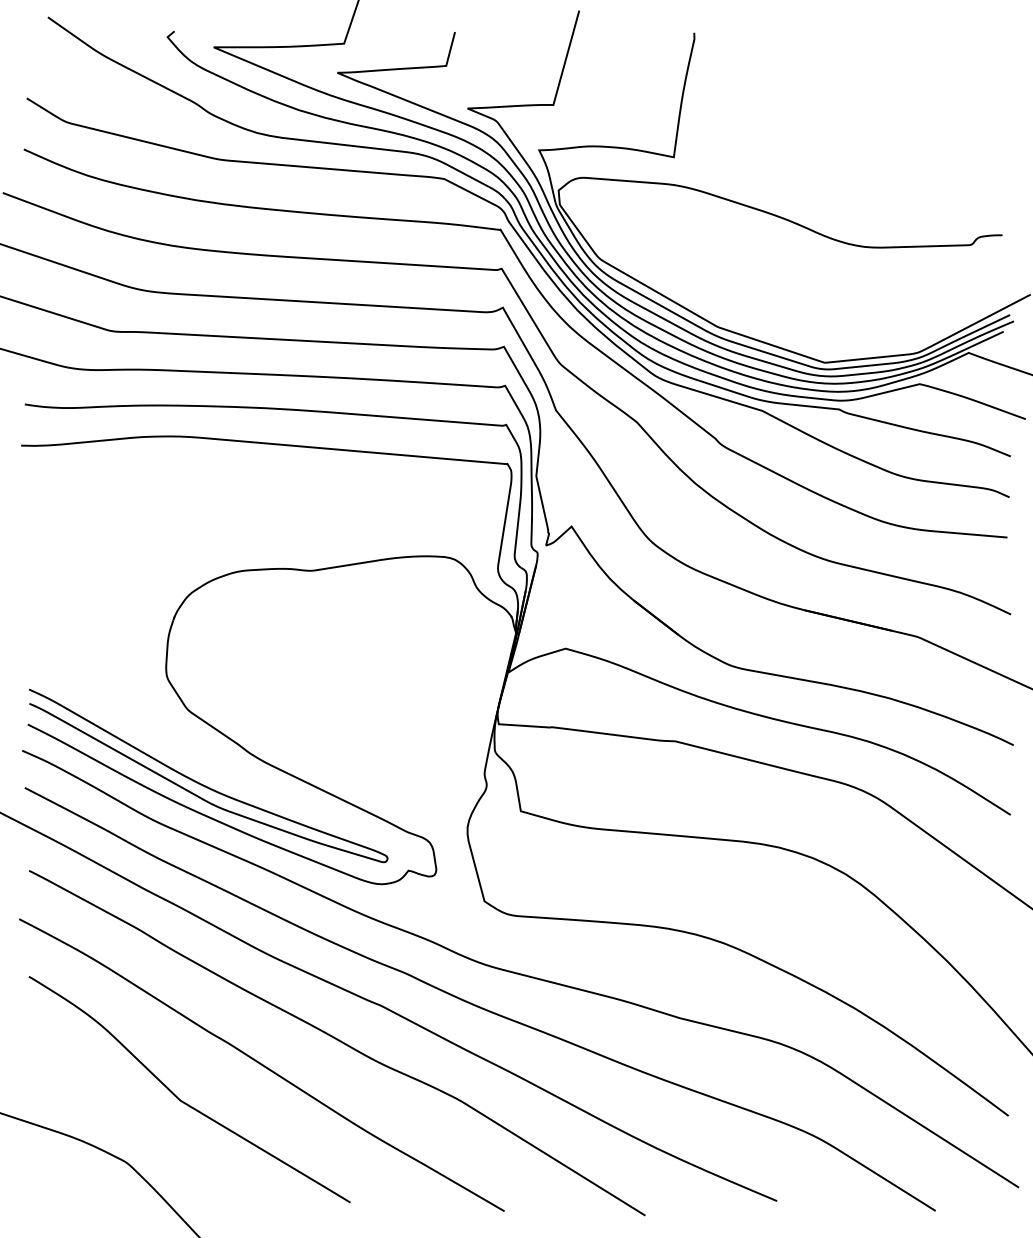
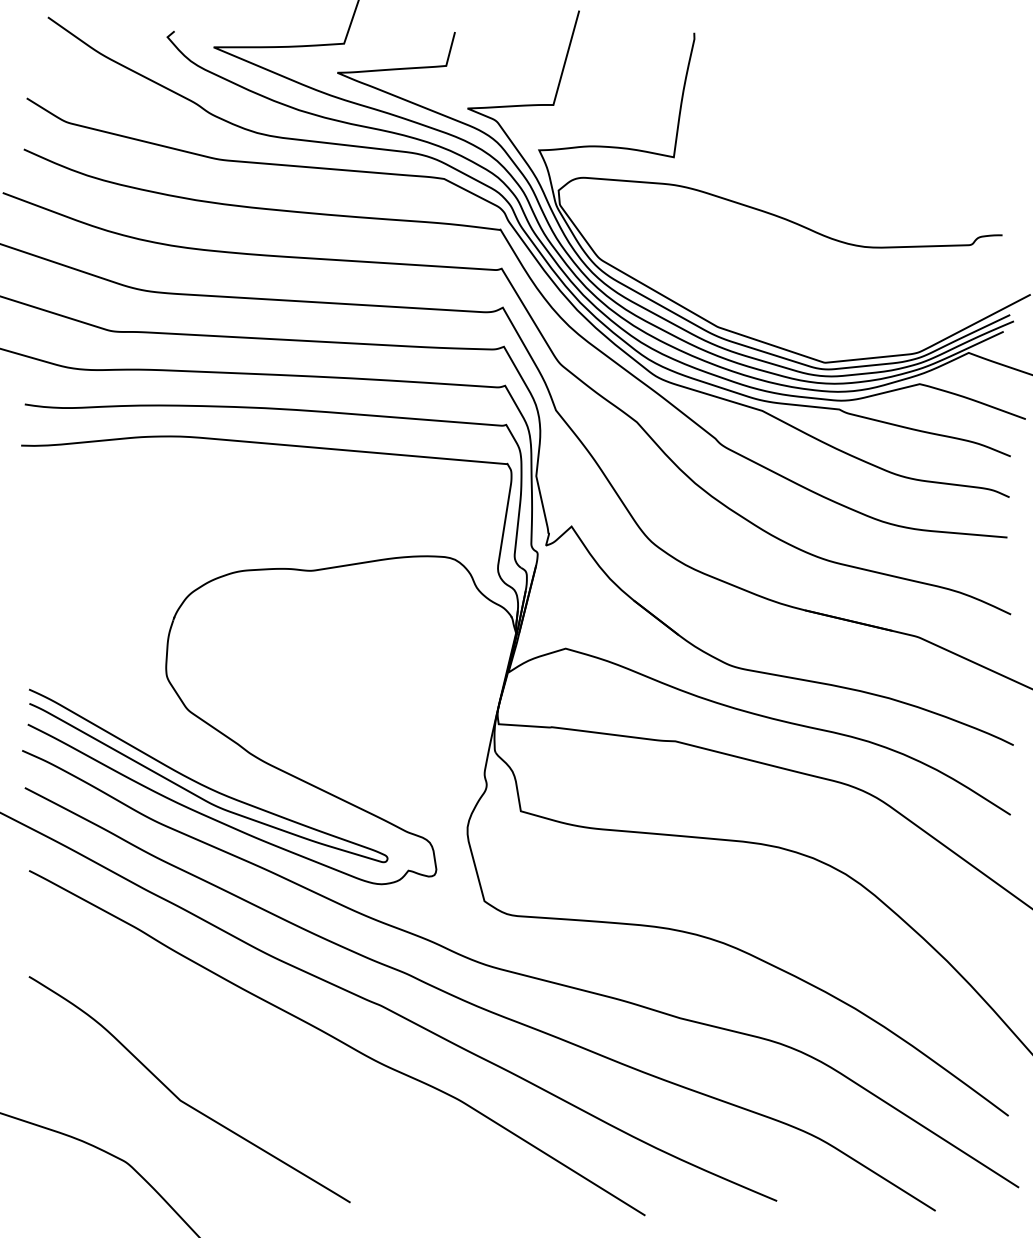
curve: present -> none (261, 1064)
